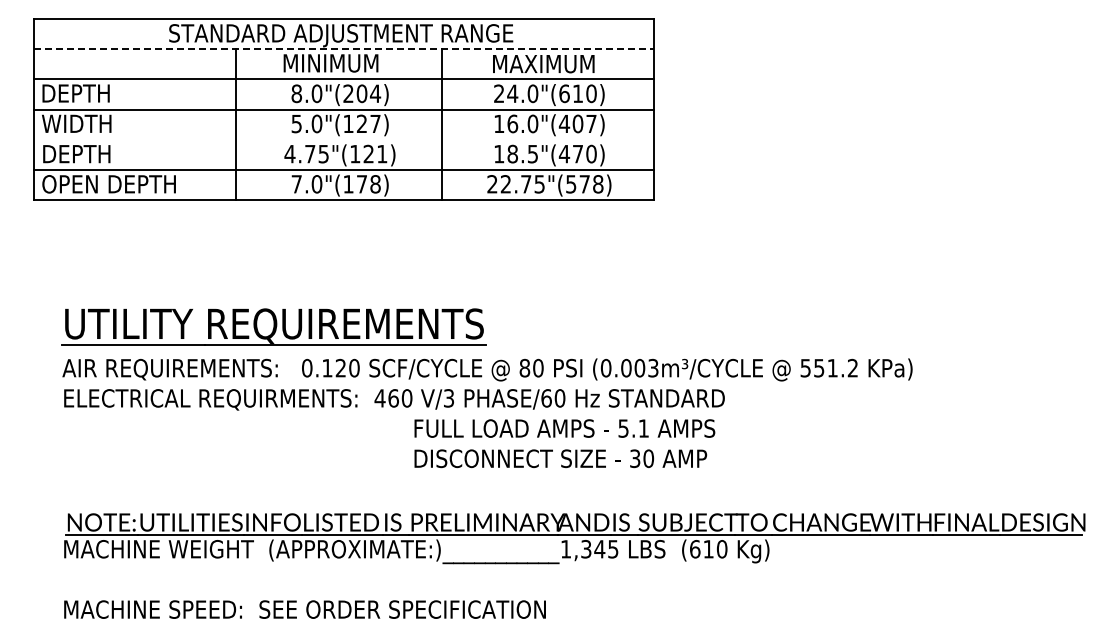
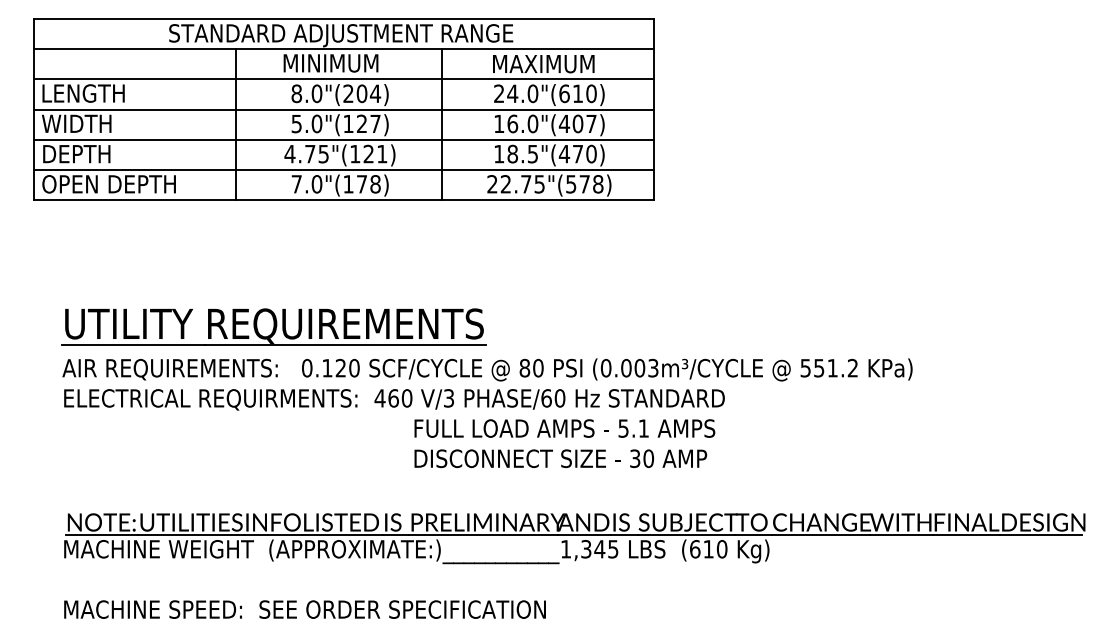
line: dashed -> solid (344, 49)
text: DEPTH -> LENGTH (84, 93)
line: none -> present (343, 139)
